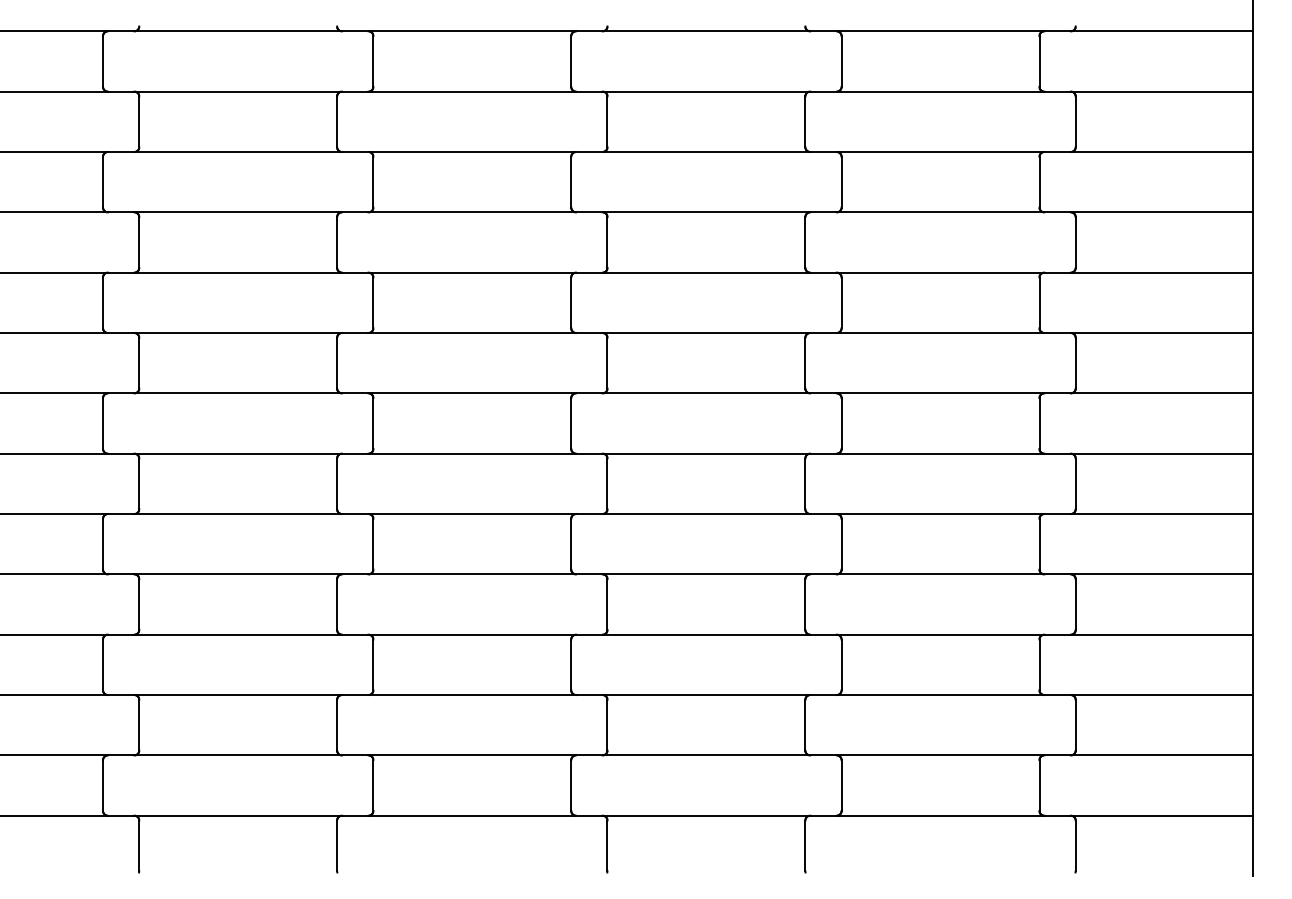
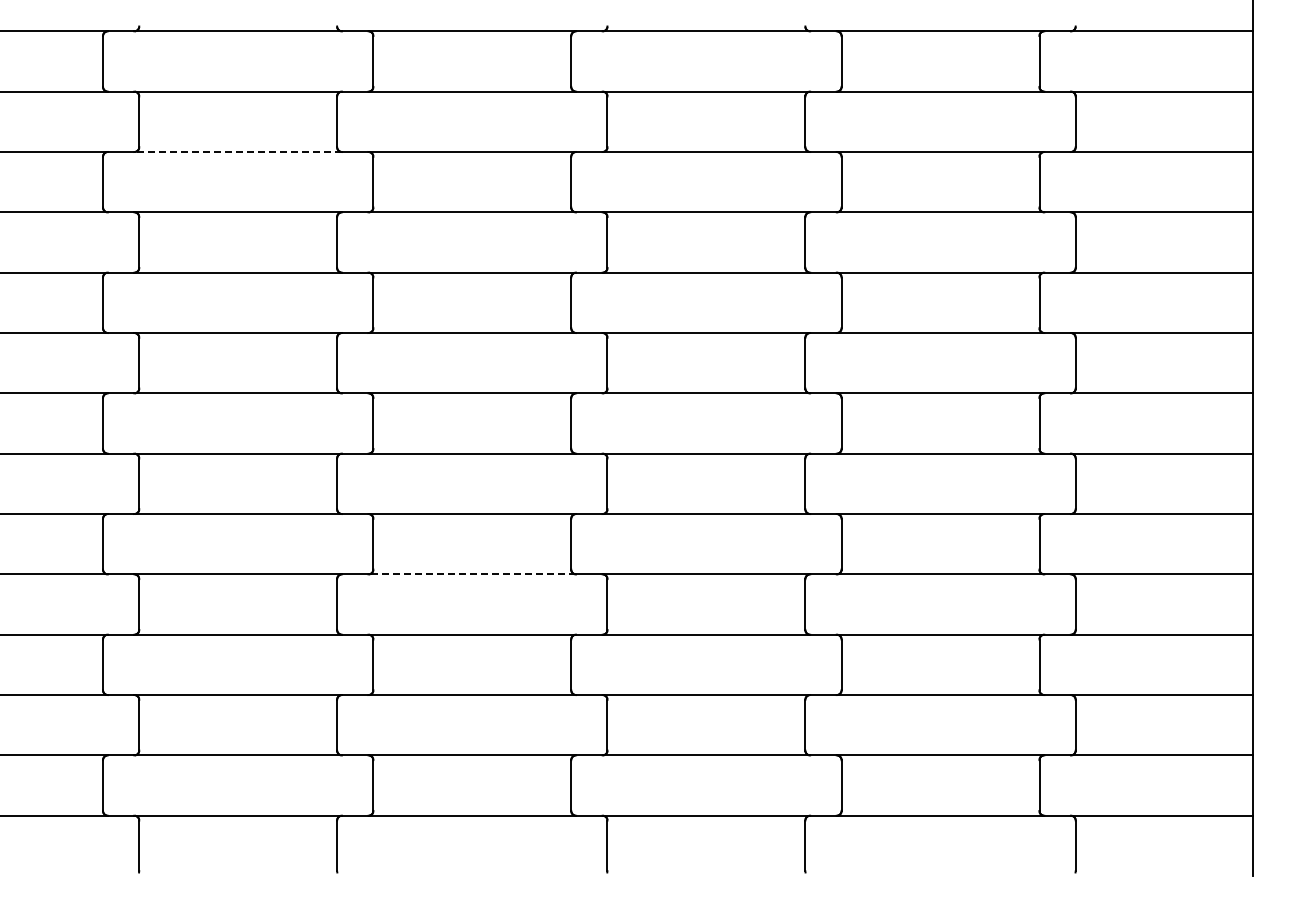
line: solid -> dashed (238, 152)
line: solid -> dashed (472, 574)
